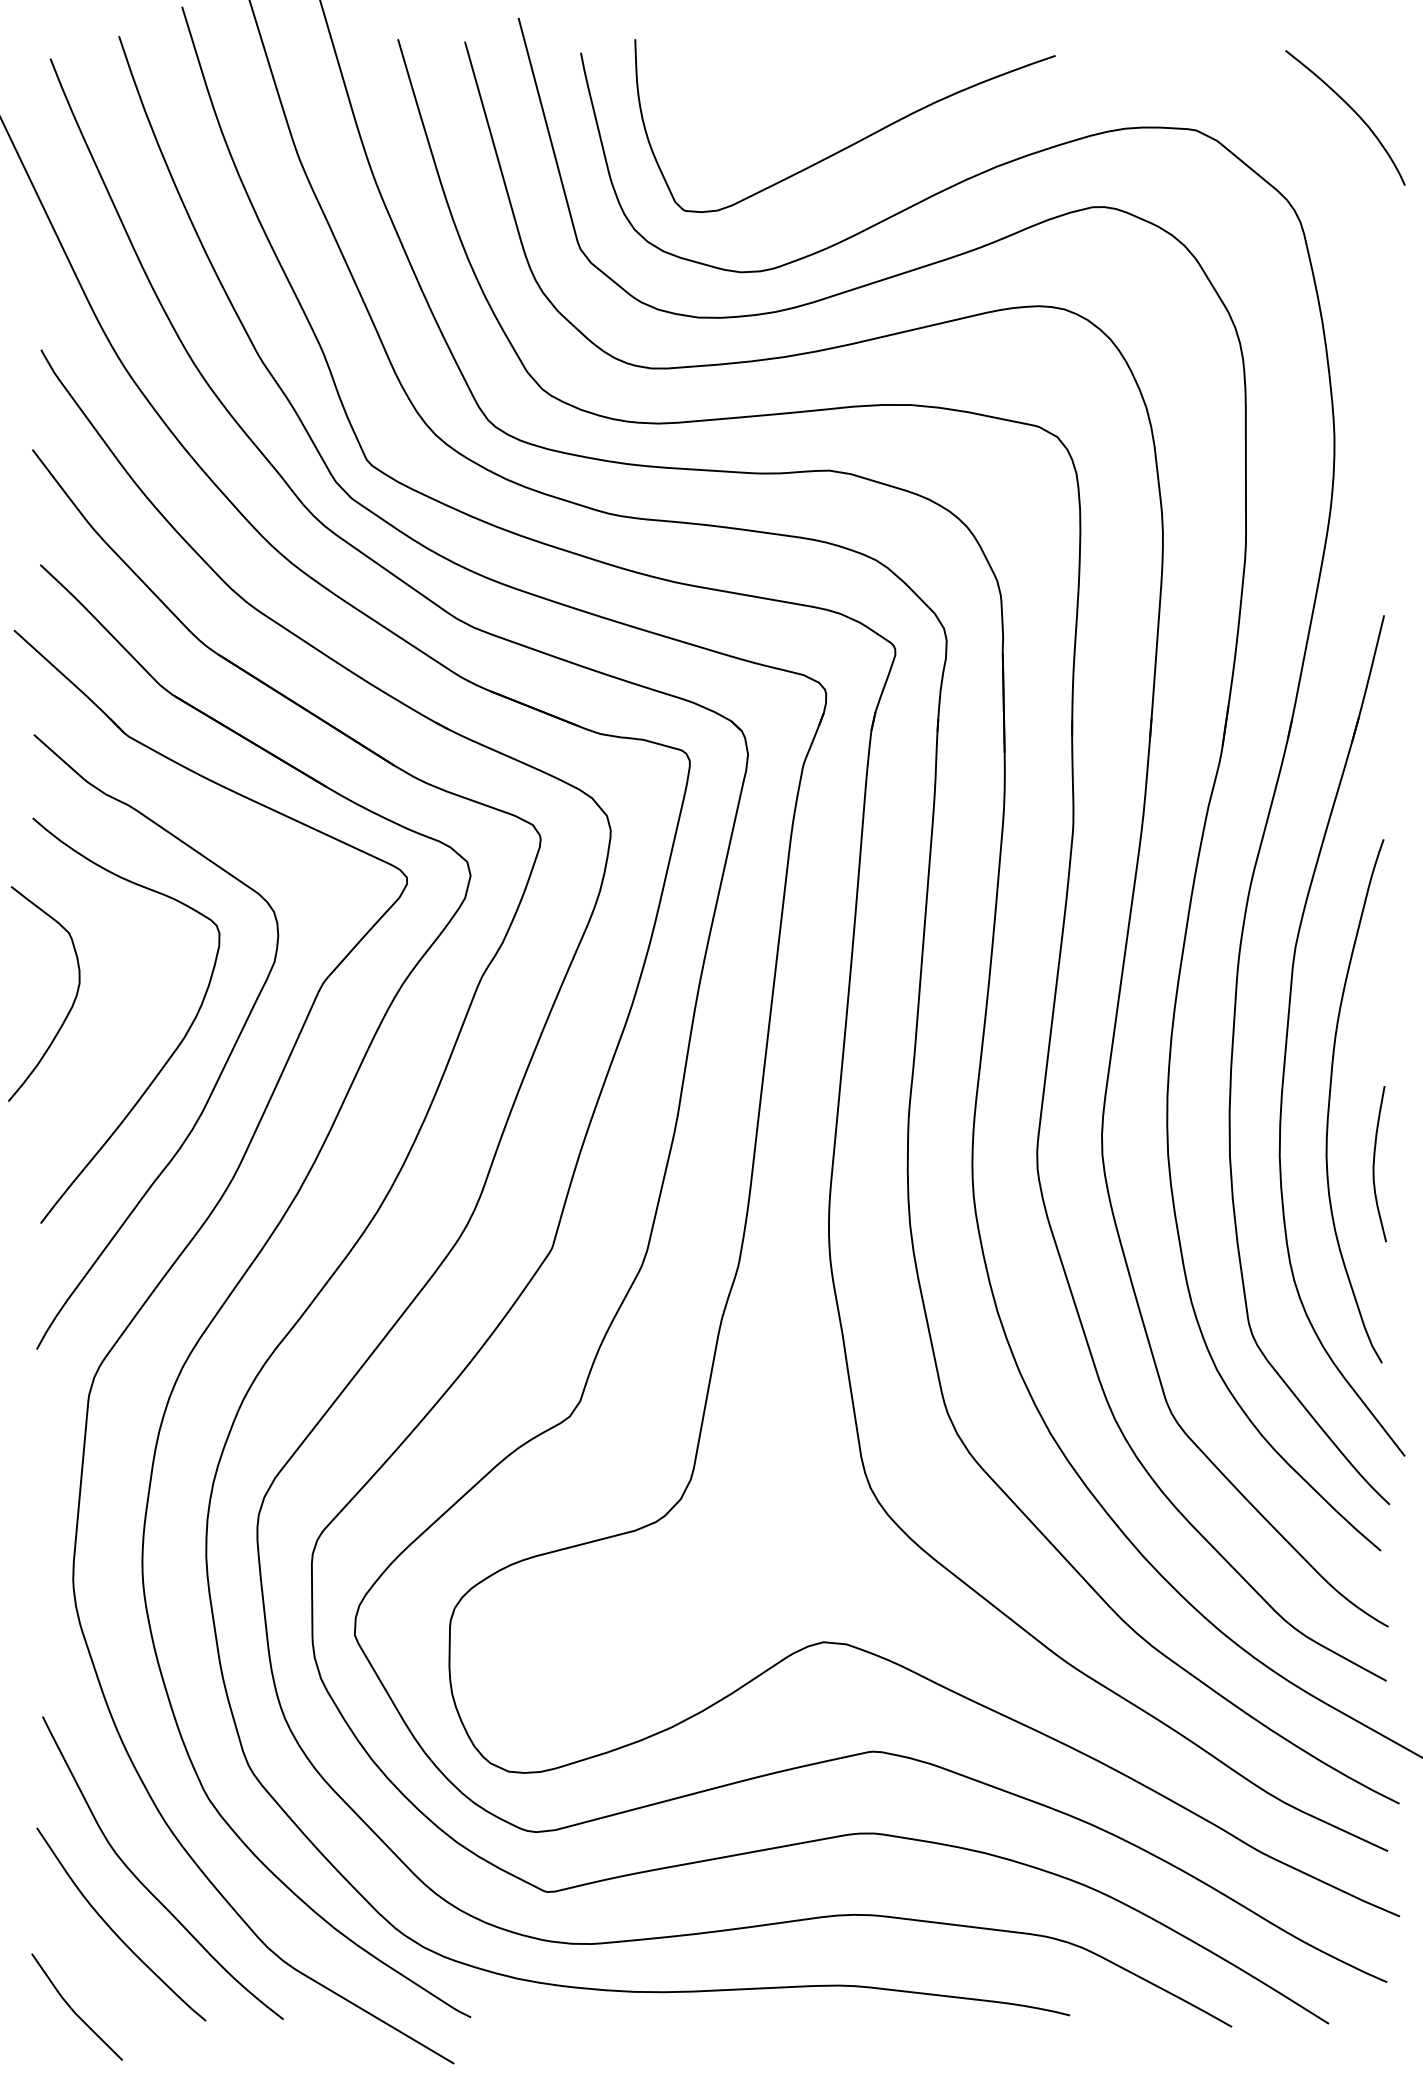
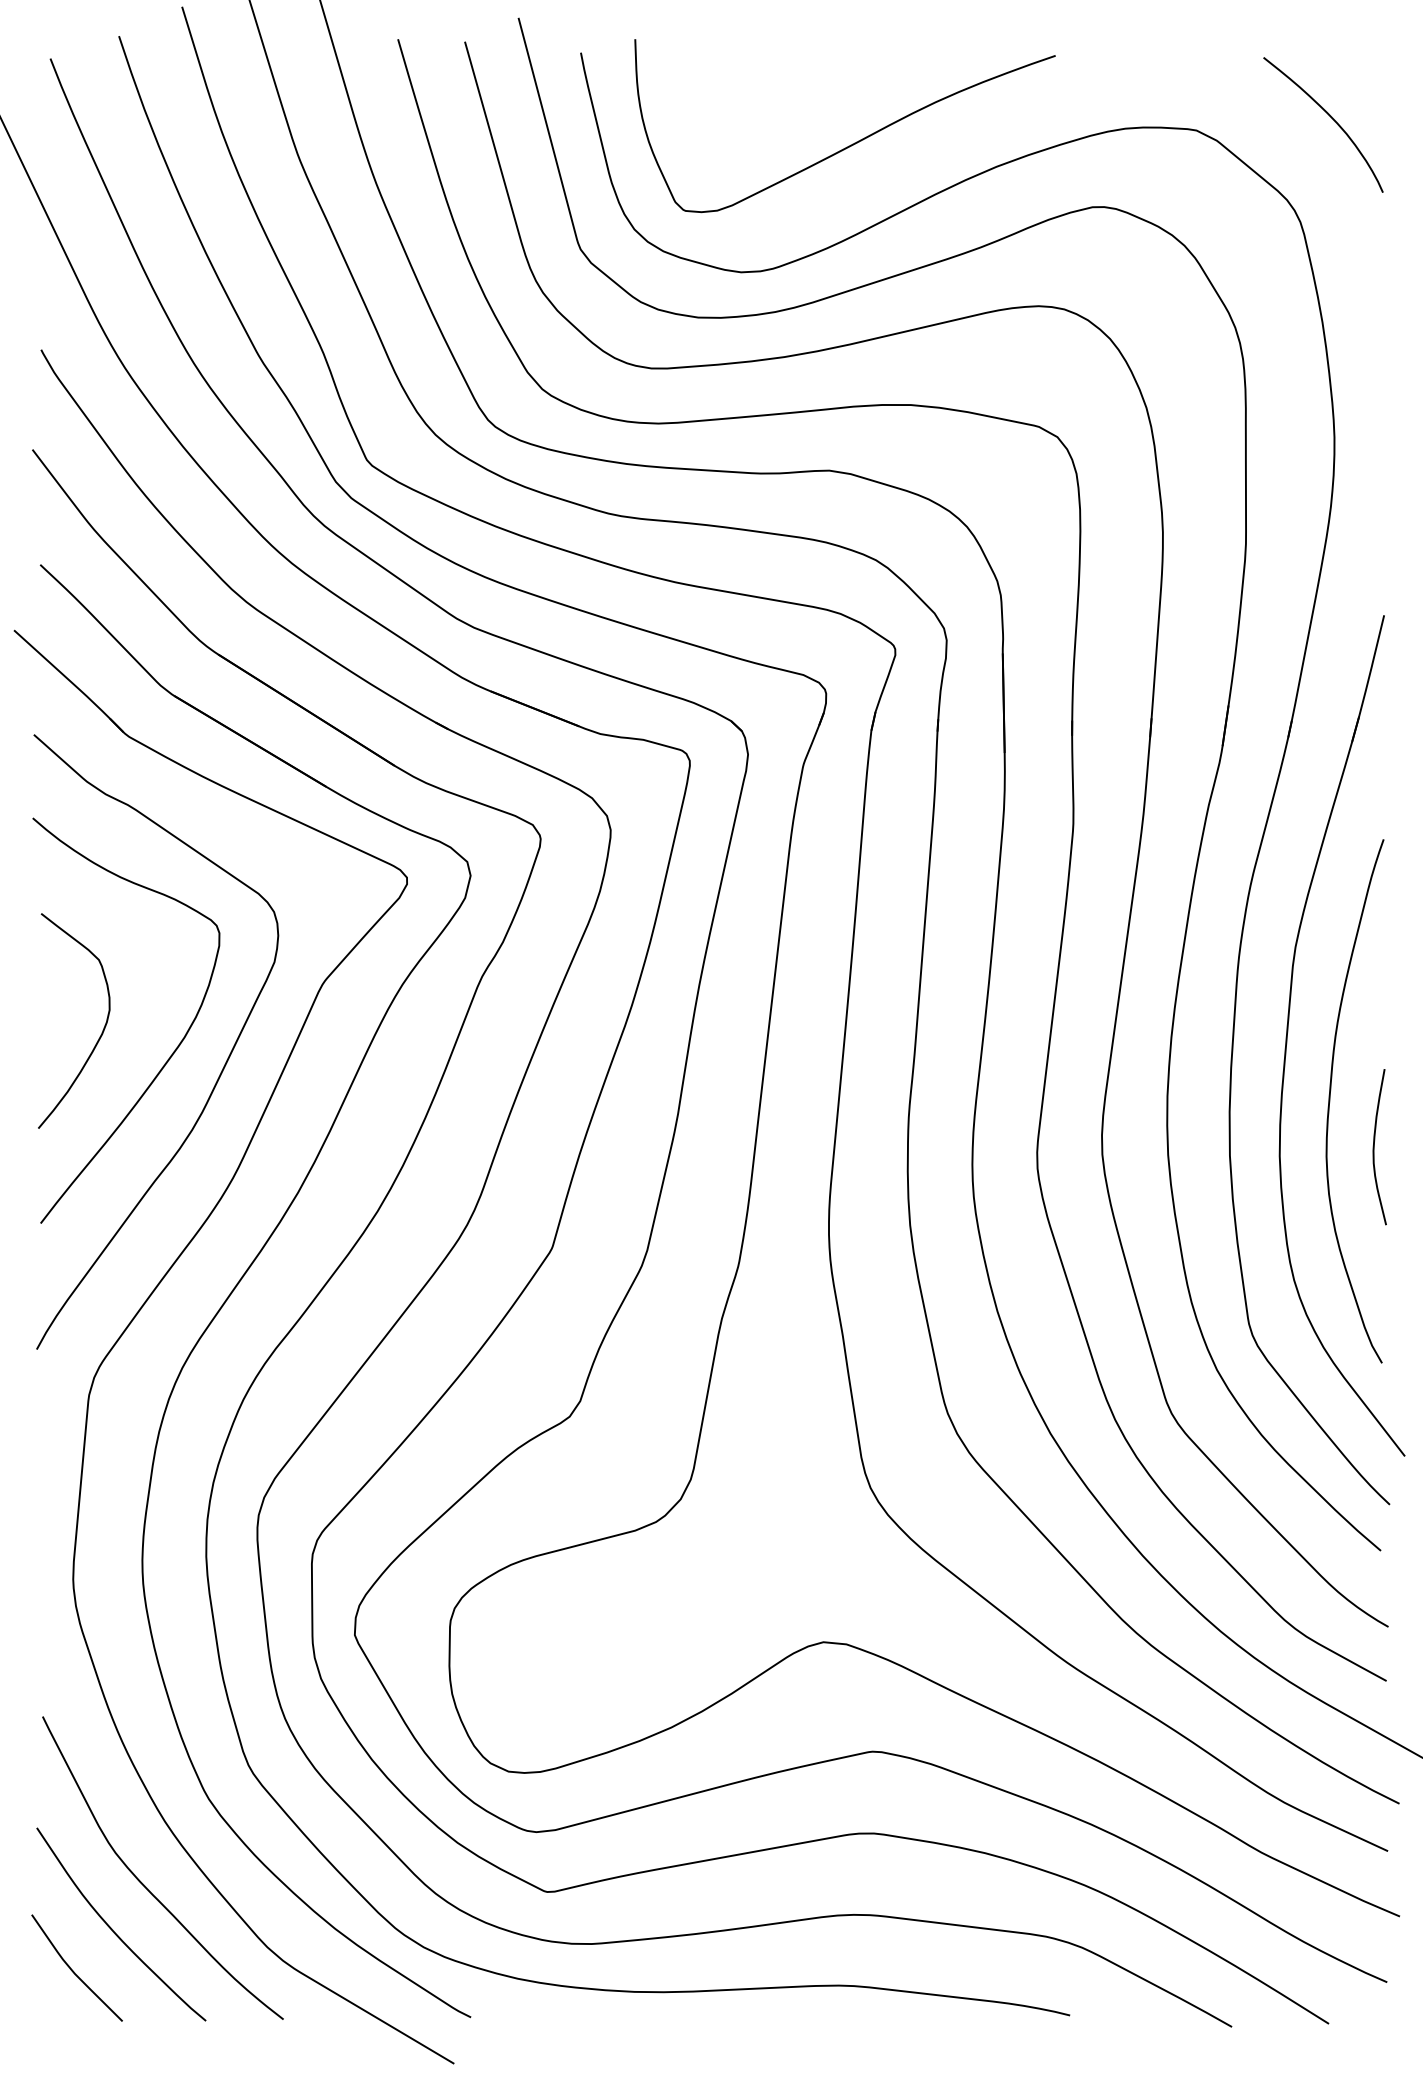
curve position: (1352, 110) -> (1330, 117) (1330, 117)
curve position: (70, 1007) -> (100, 1034) (100, 1034)
curve position: (1374, 1164) -> (1374, 1147) (1374, 1147)
curve position: (73, 2009) -> (73, 1970) (73, 1970)
